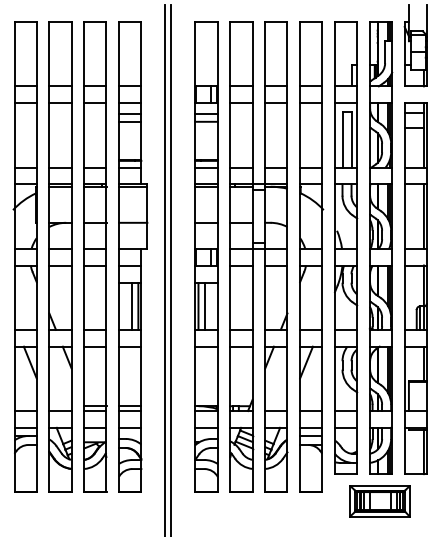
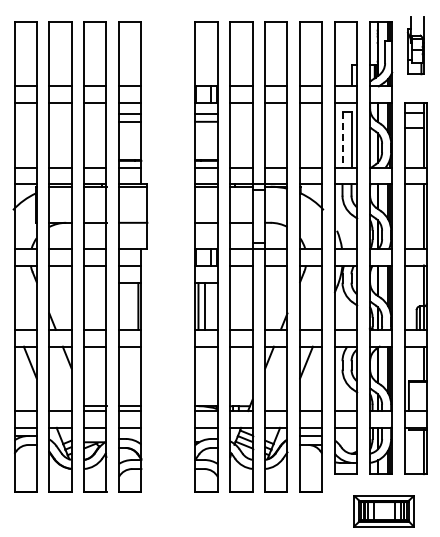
part size: 25x84 px -> 19x60 px (415, 45)
line: solid -> dashed (342, 139)
line: present -> none (165, 269)
line: present -> none (171, 269)
line: present -> none (132, 305)
part position: (379, 501) -> (383, 511) (383, 511)
